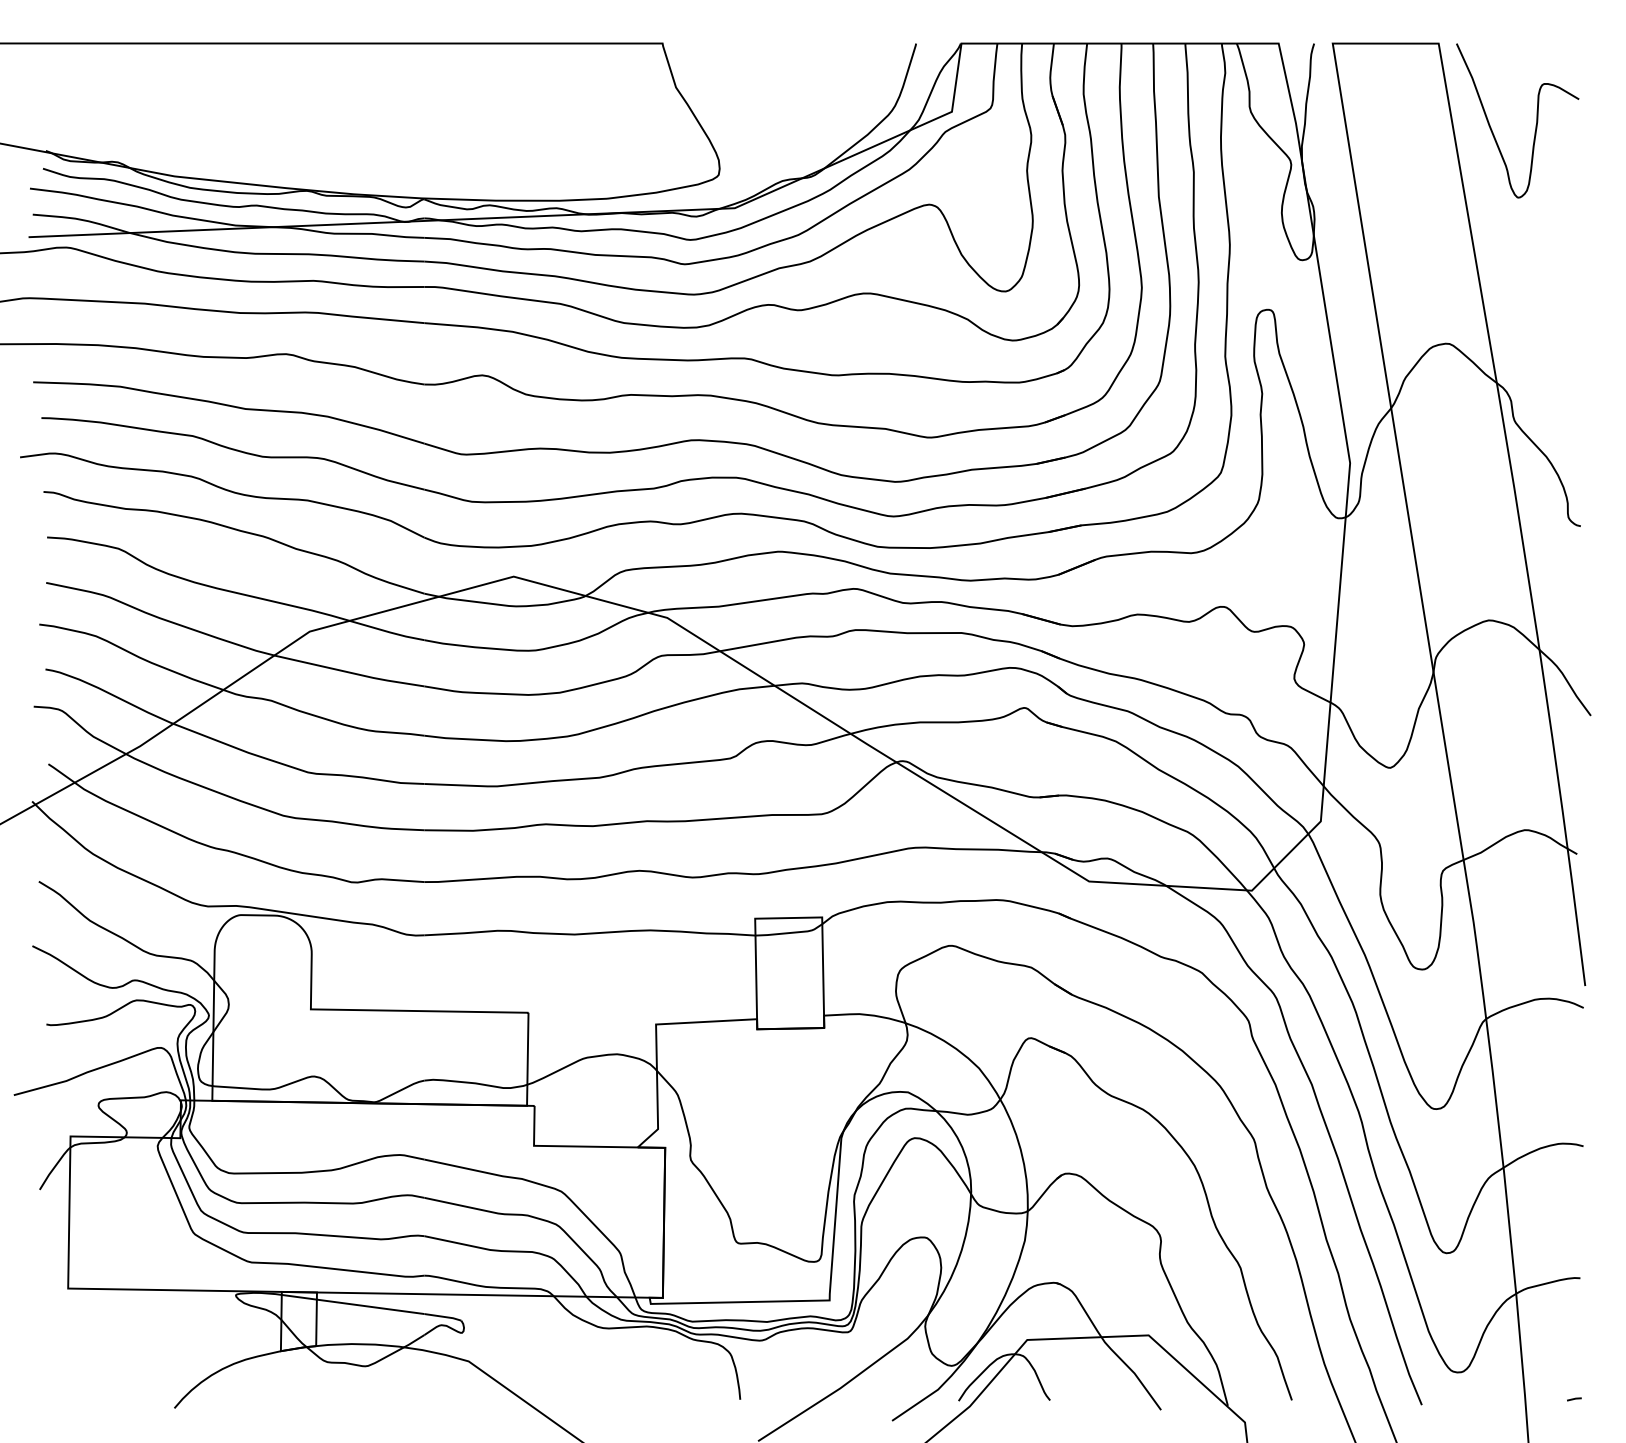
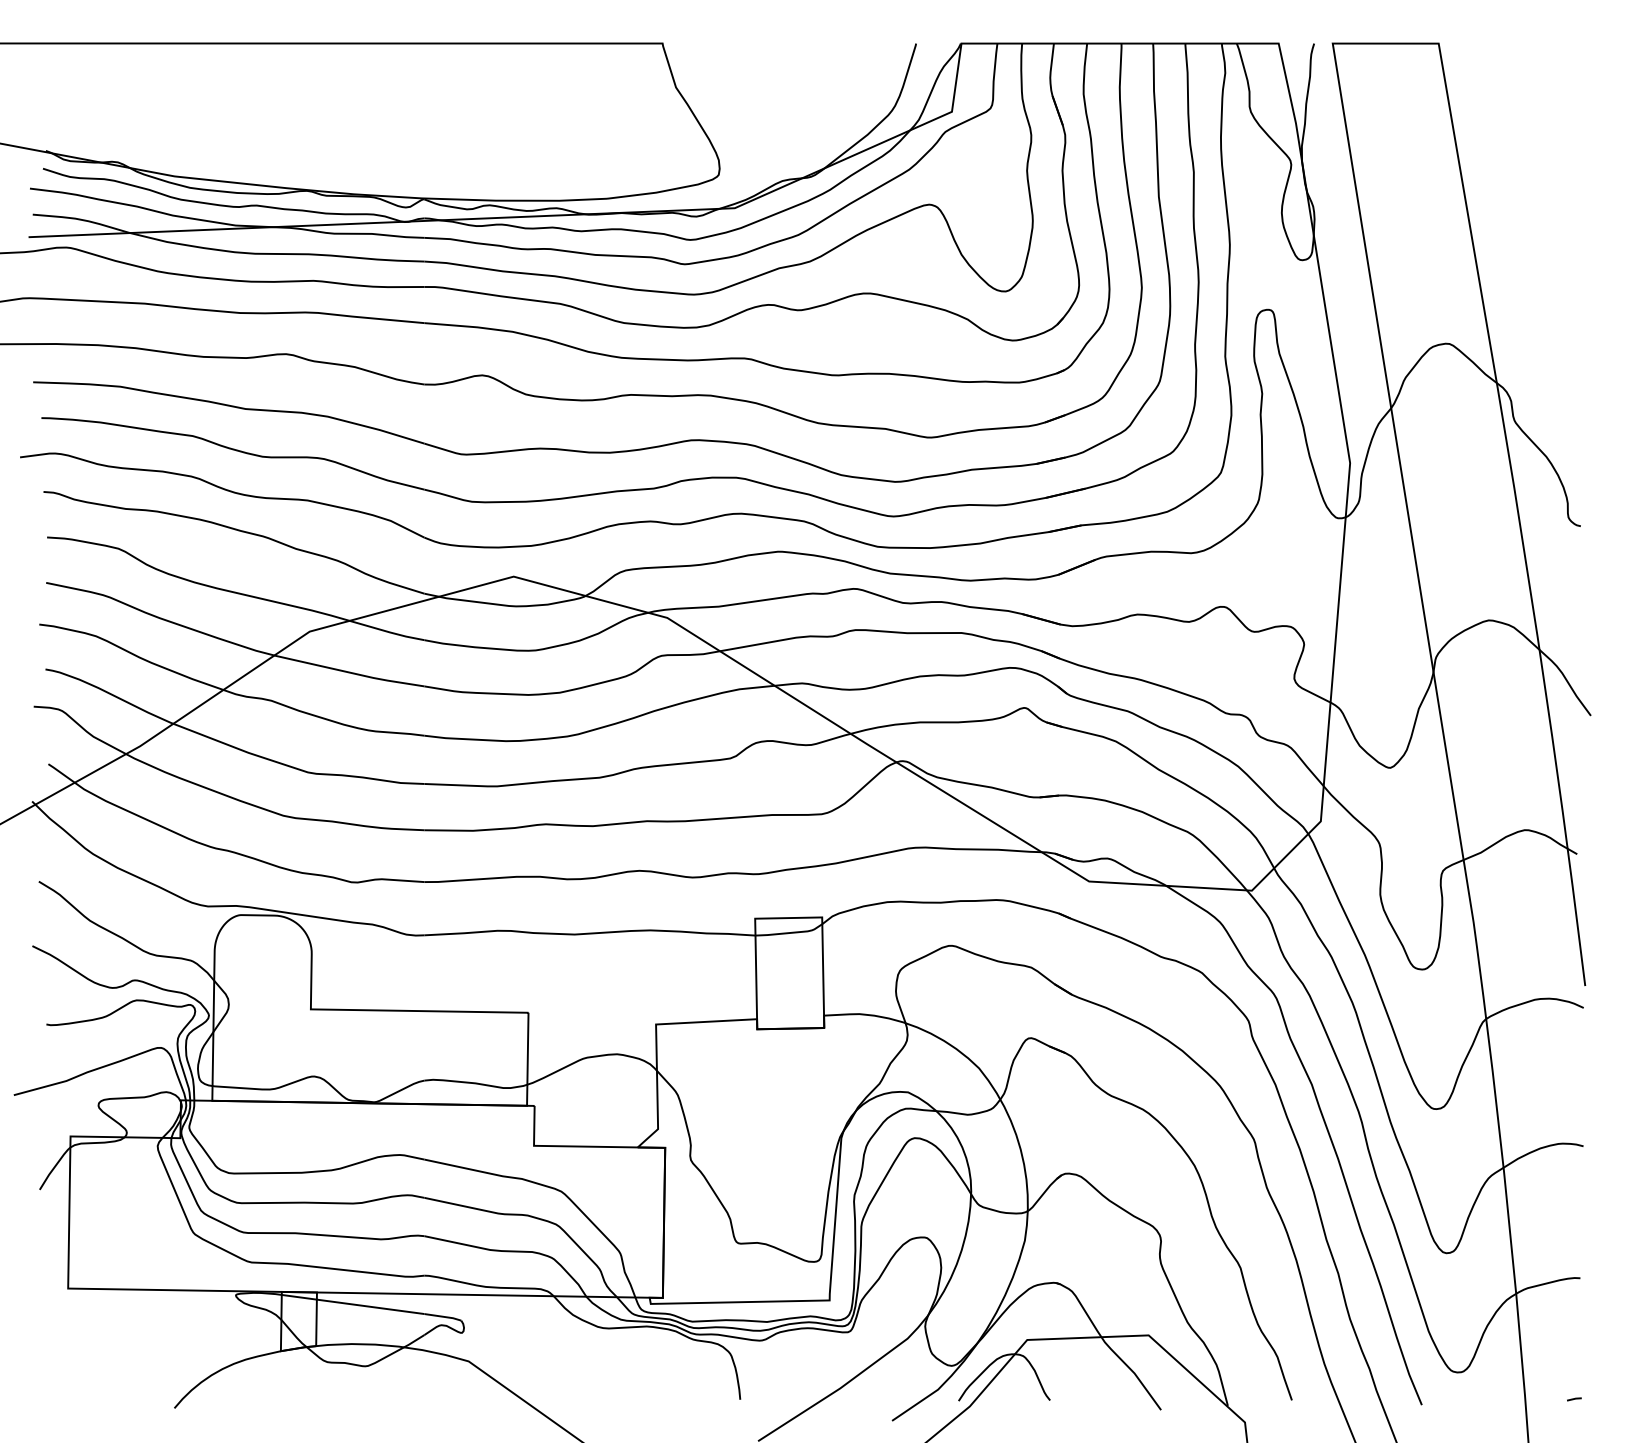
curve: present -> none (1535, 125)
